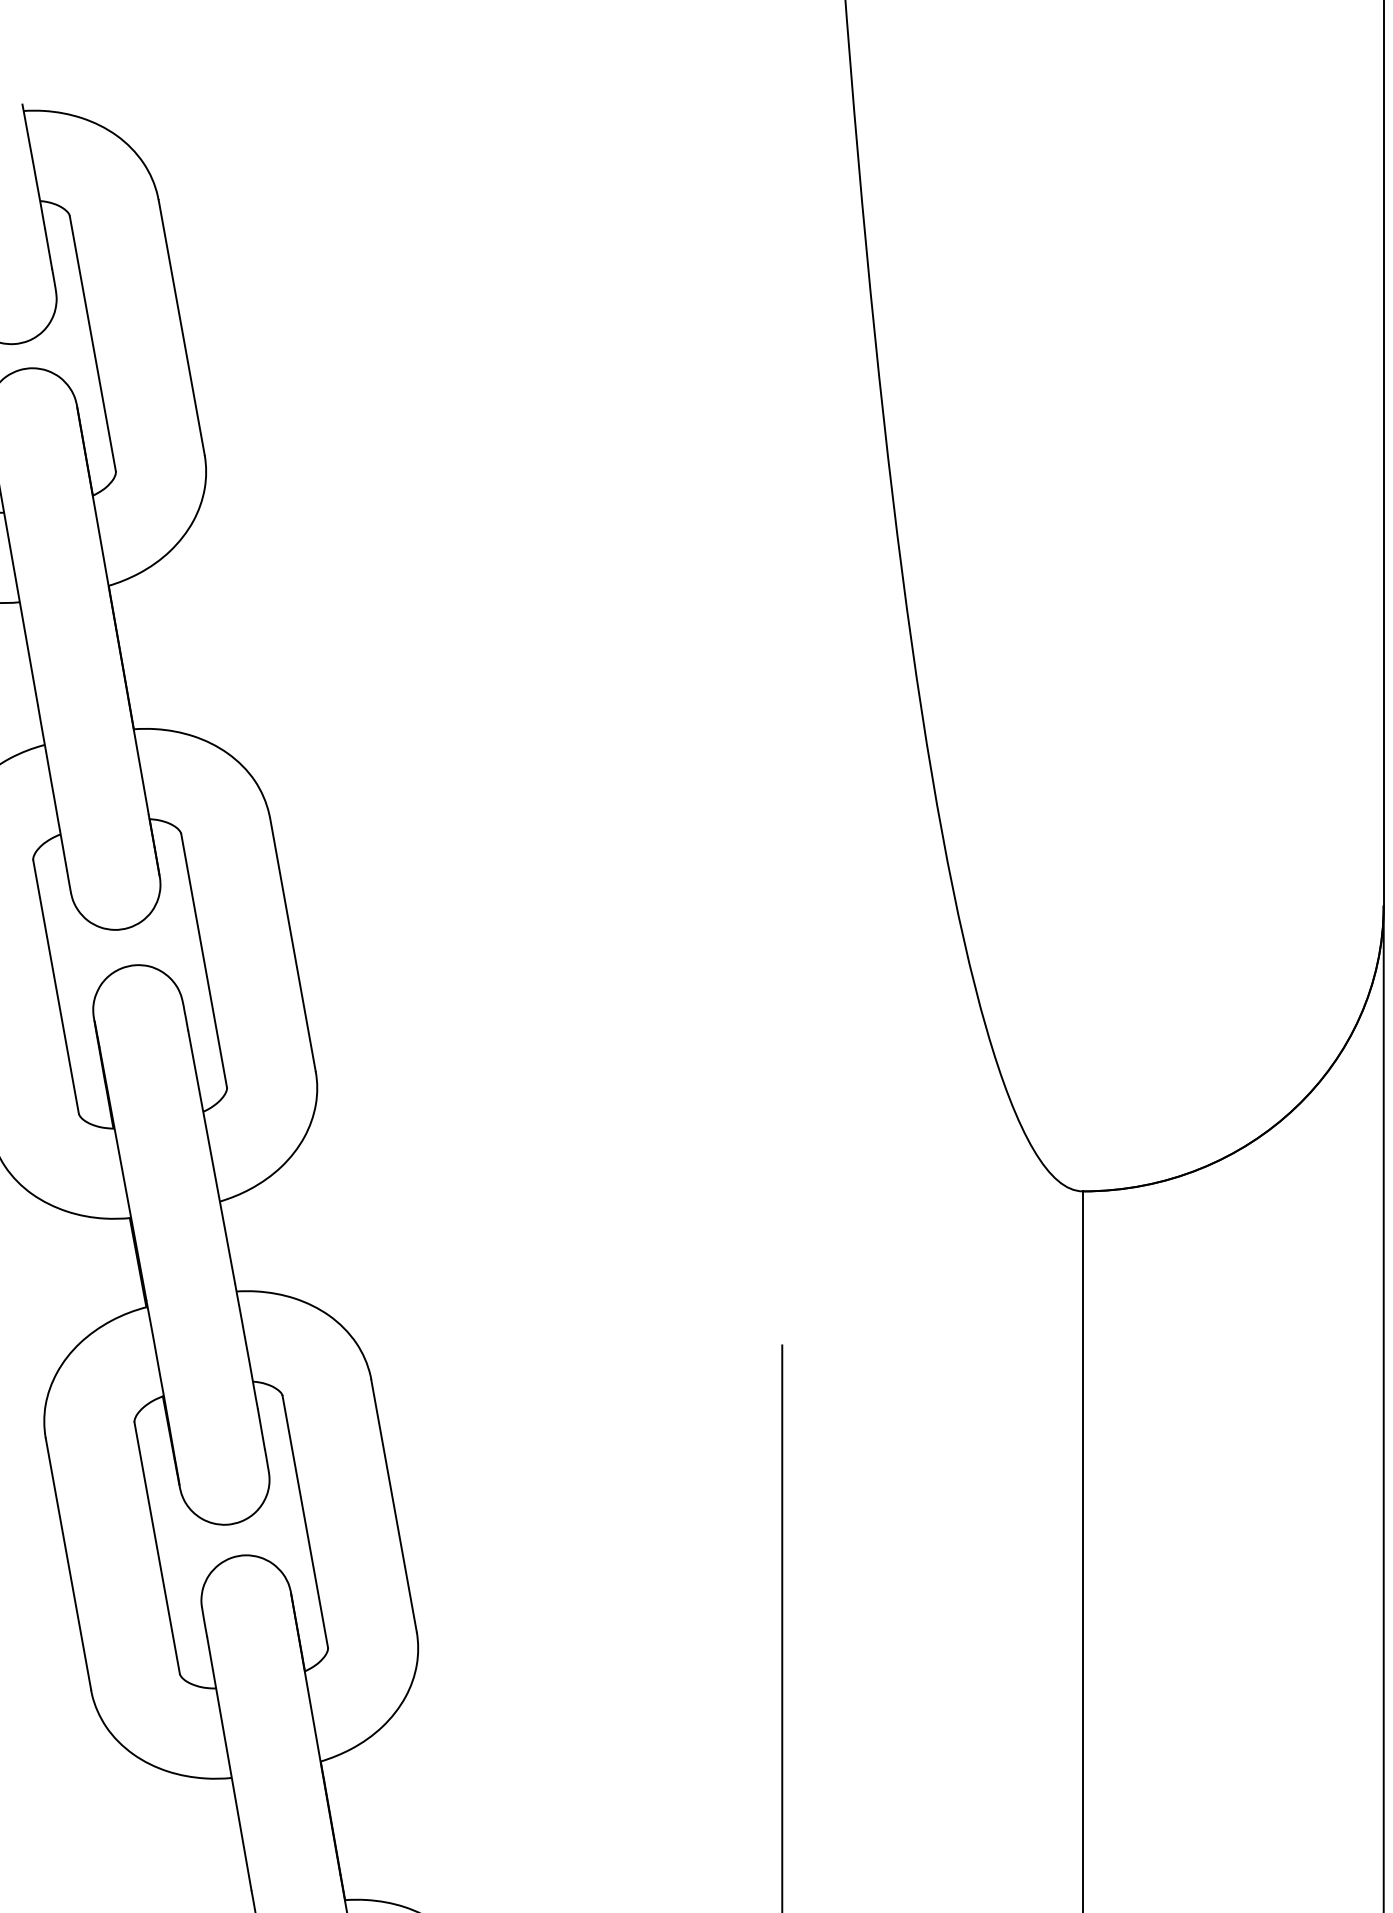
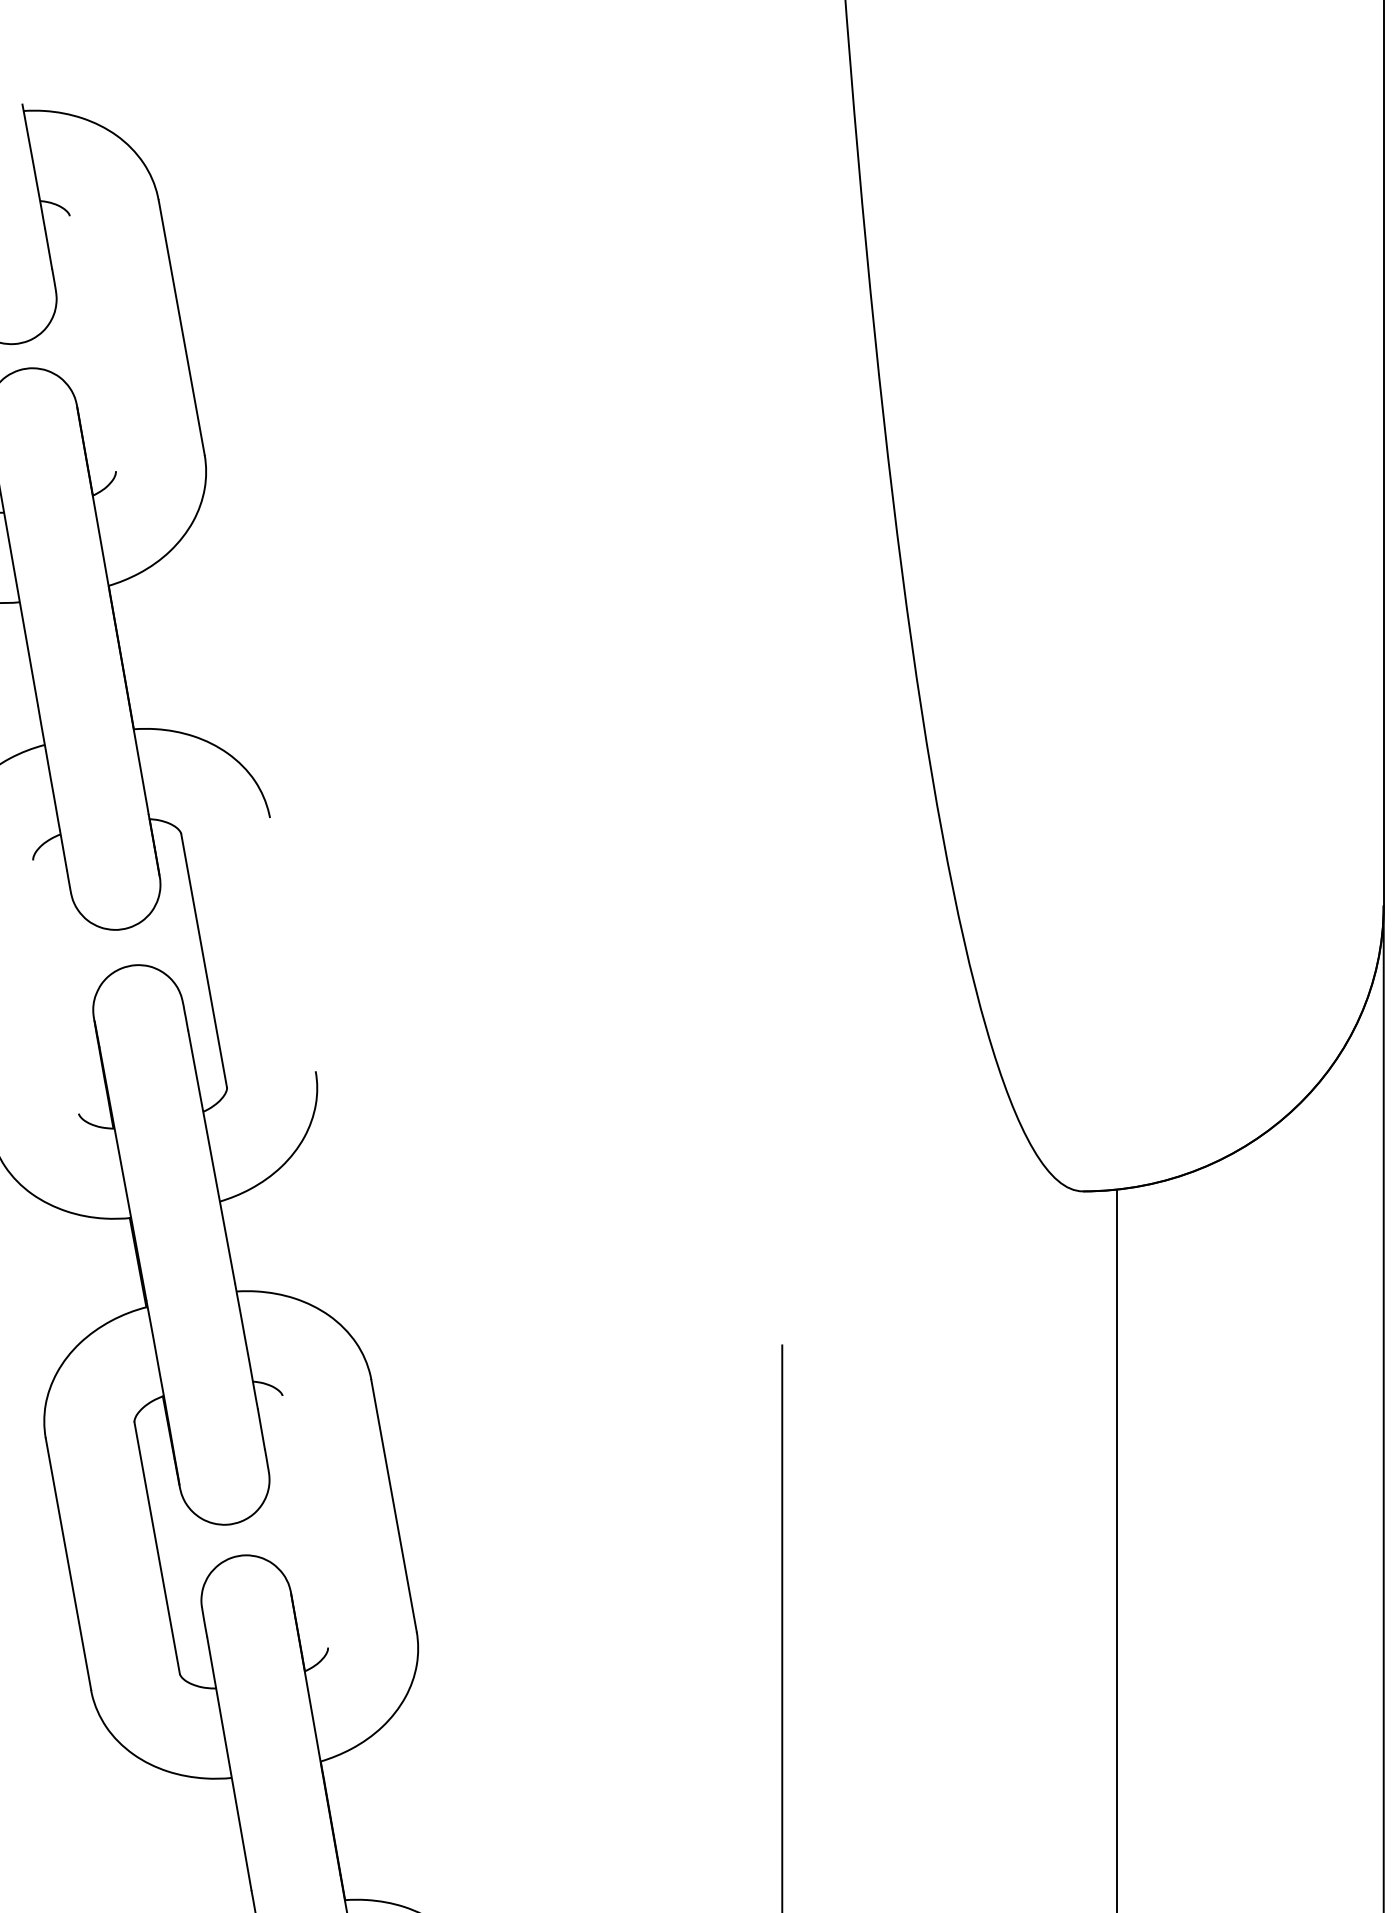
line: present -> none (92, 343)
line: present -> none (292, 944)
line: present -> none (55, 986)
line: present -> none (305, 1521)
line position: (1082, 1550) -> (1116, 1550) (1116, 1550)
